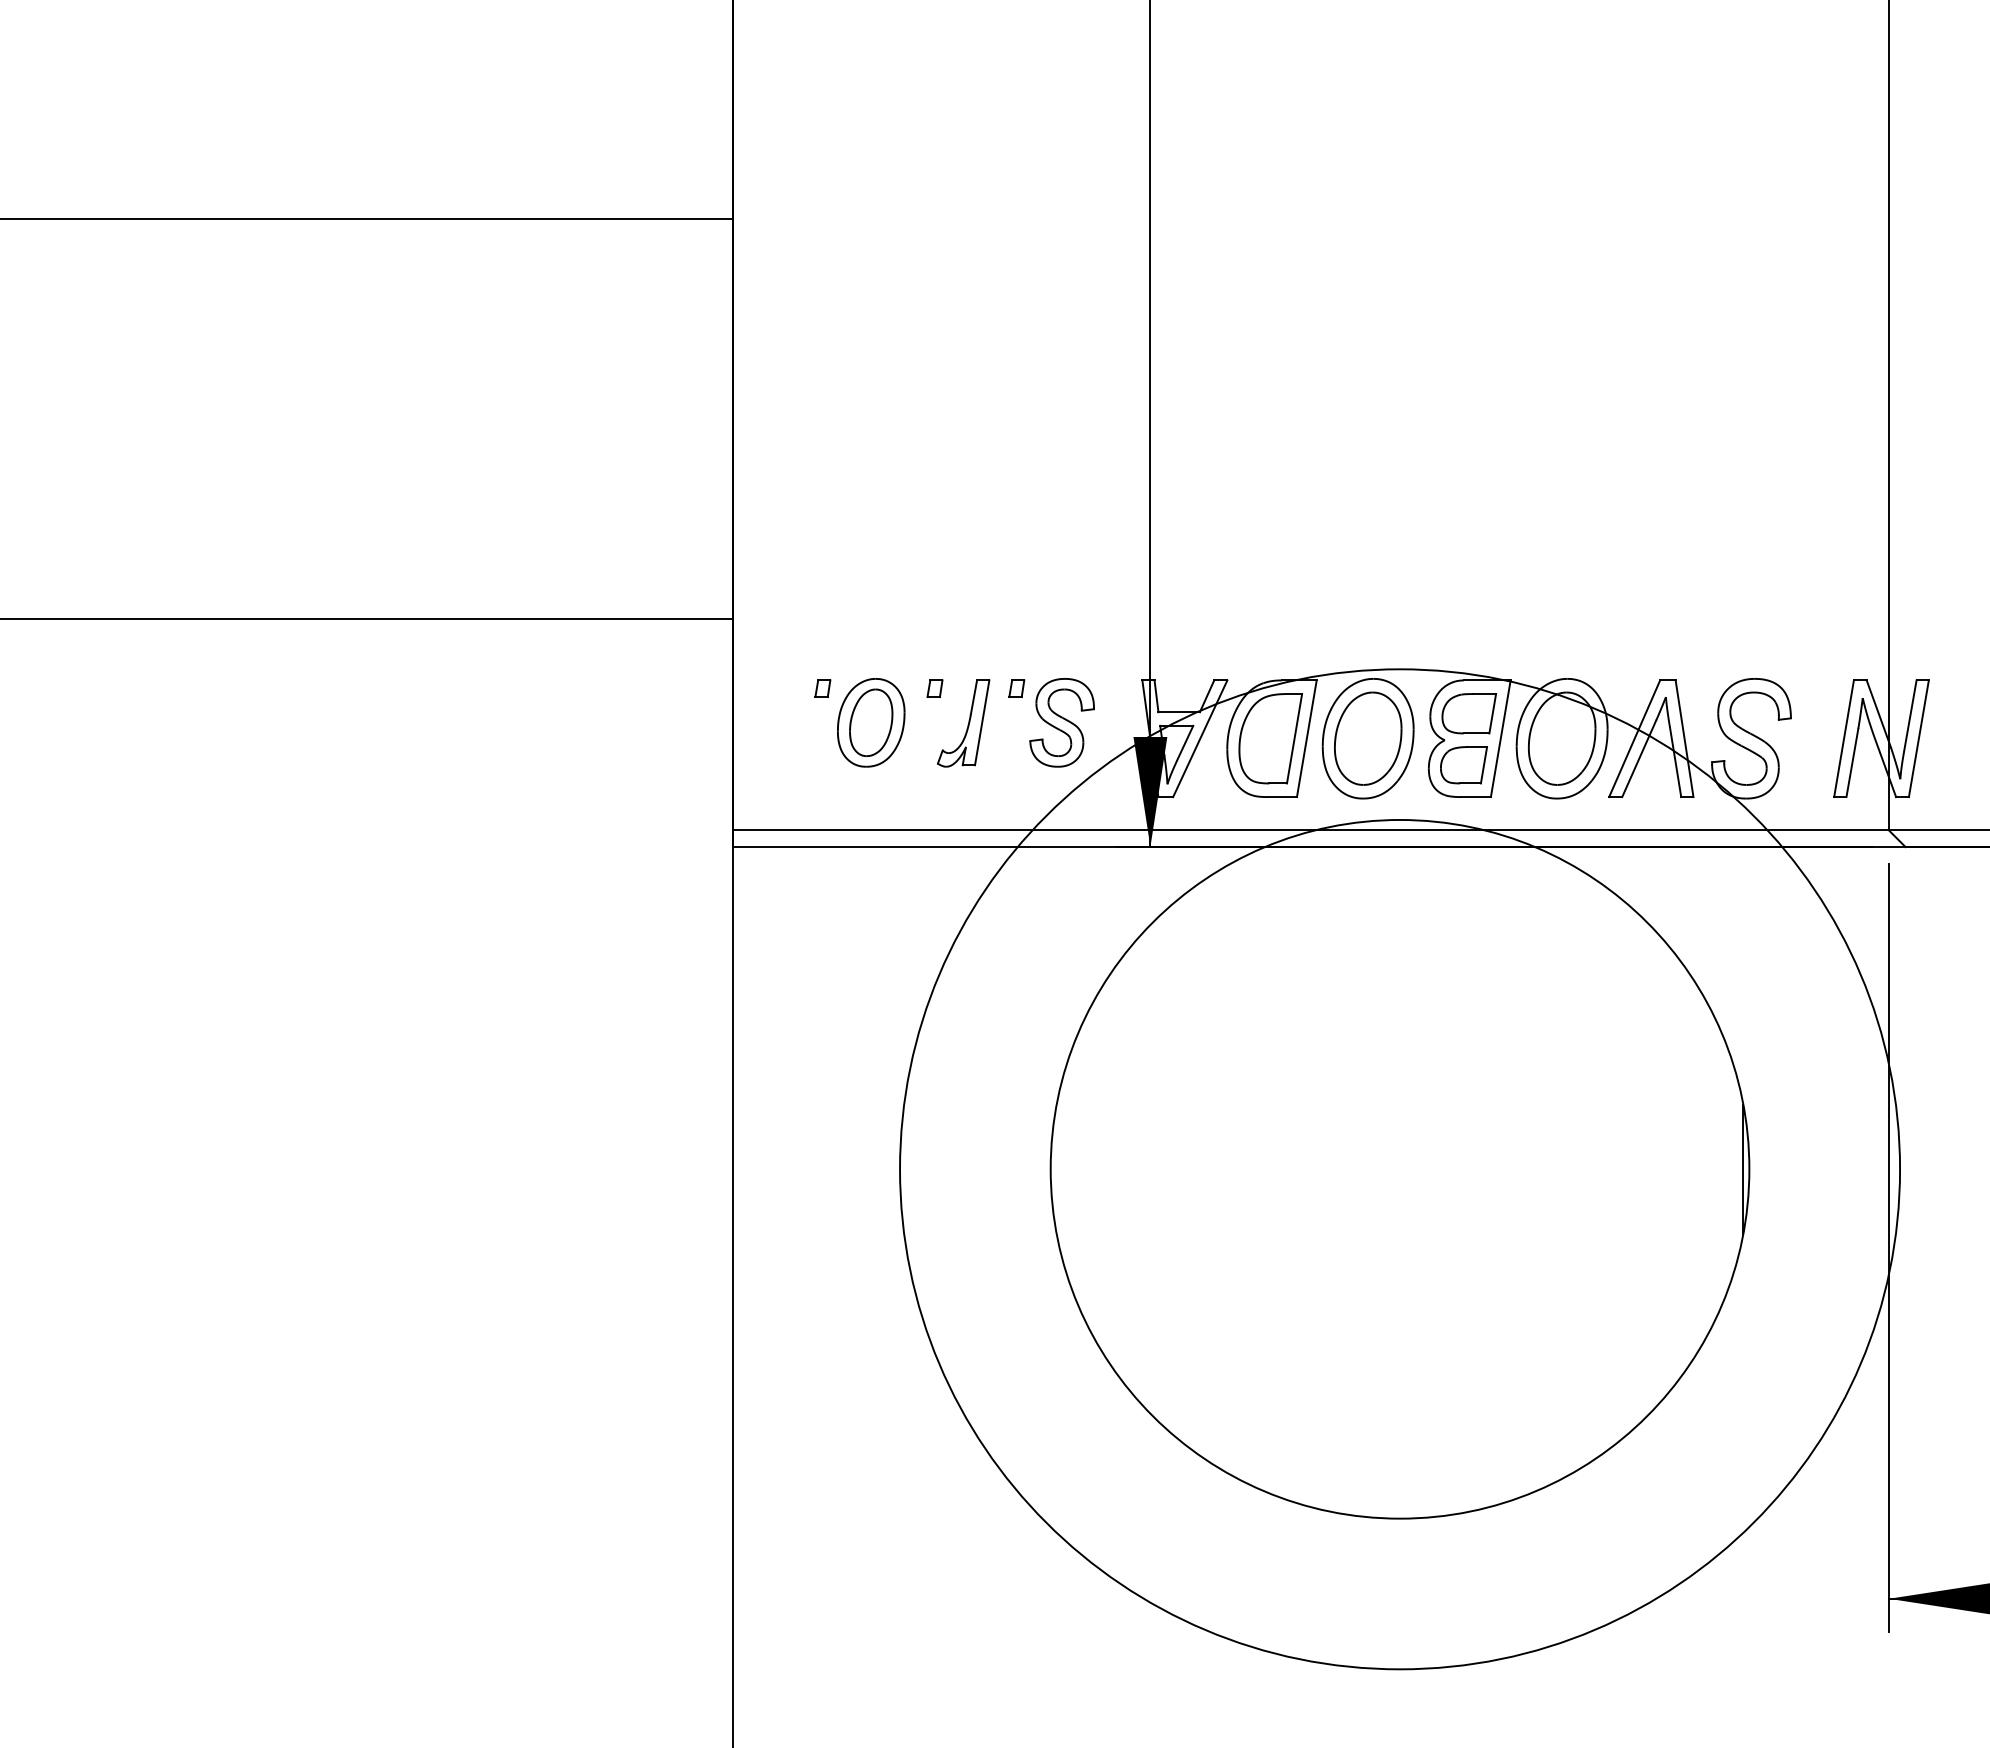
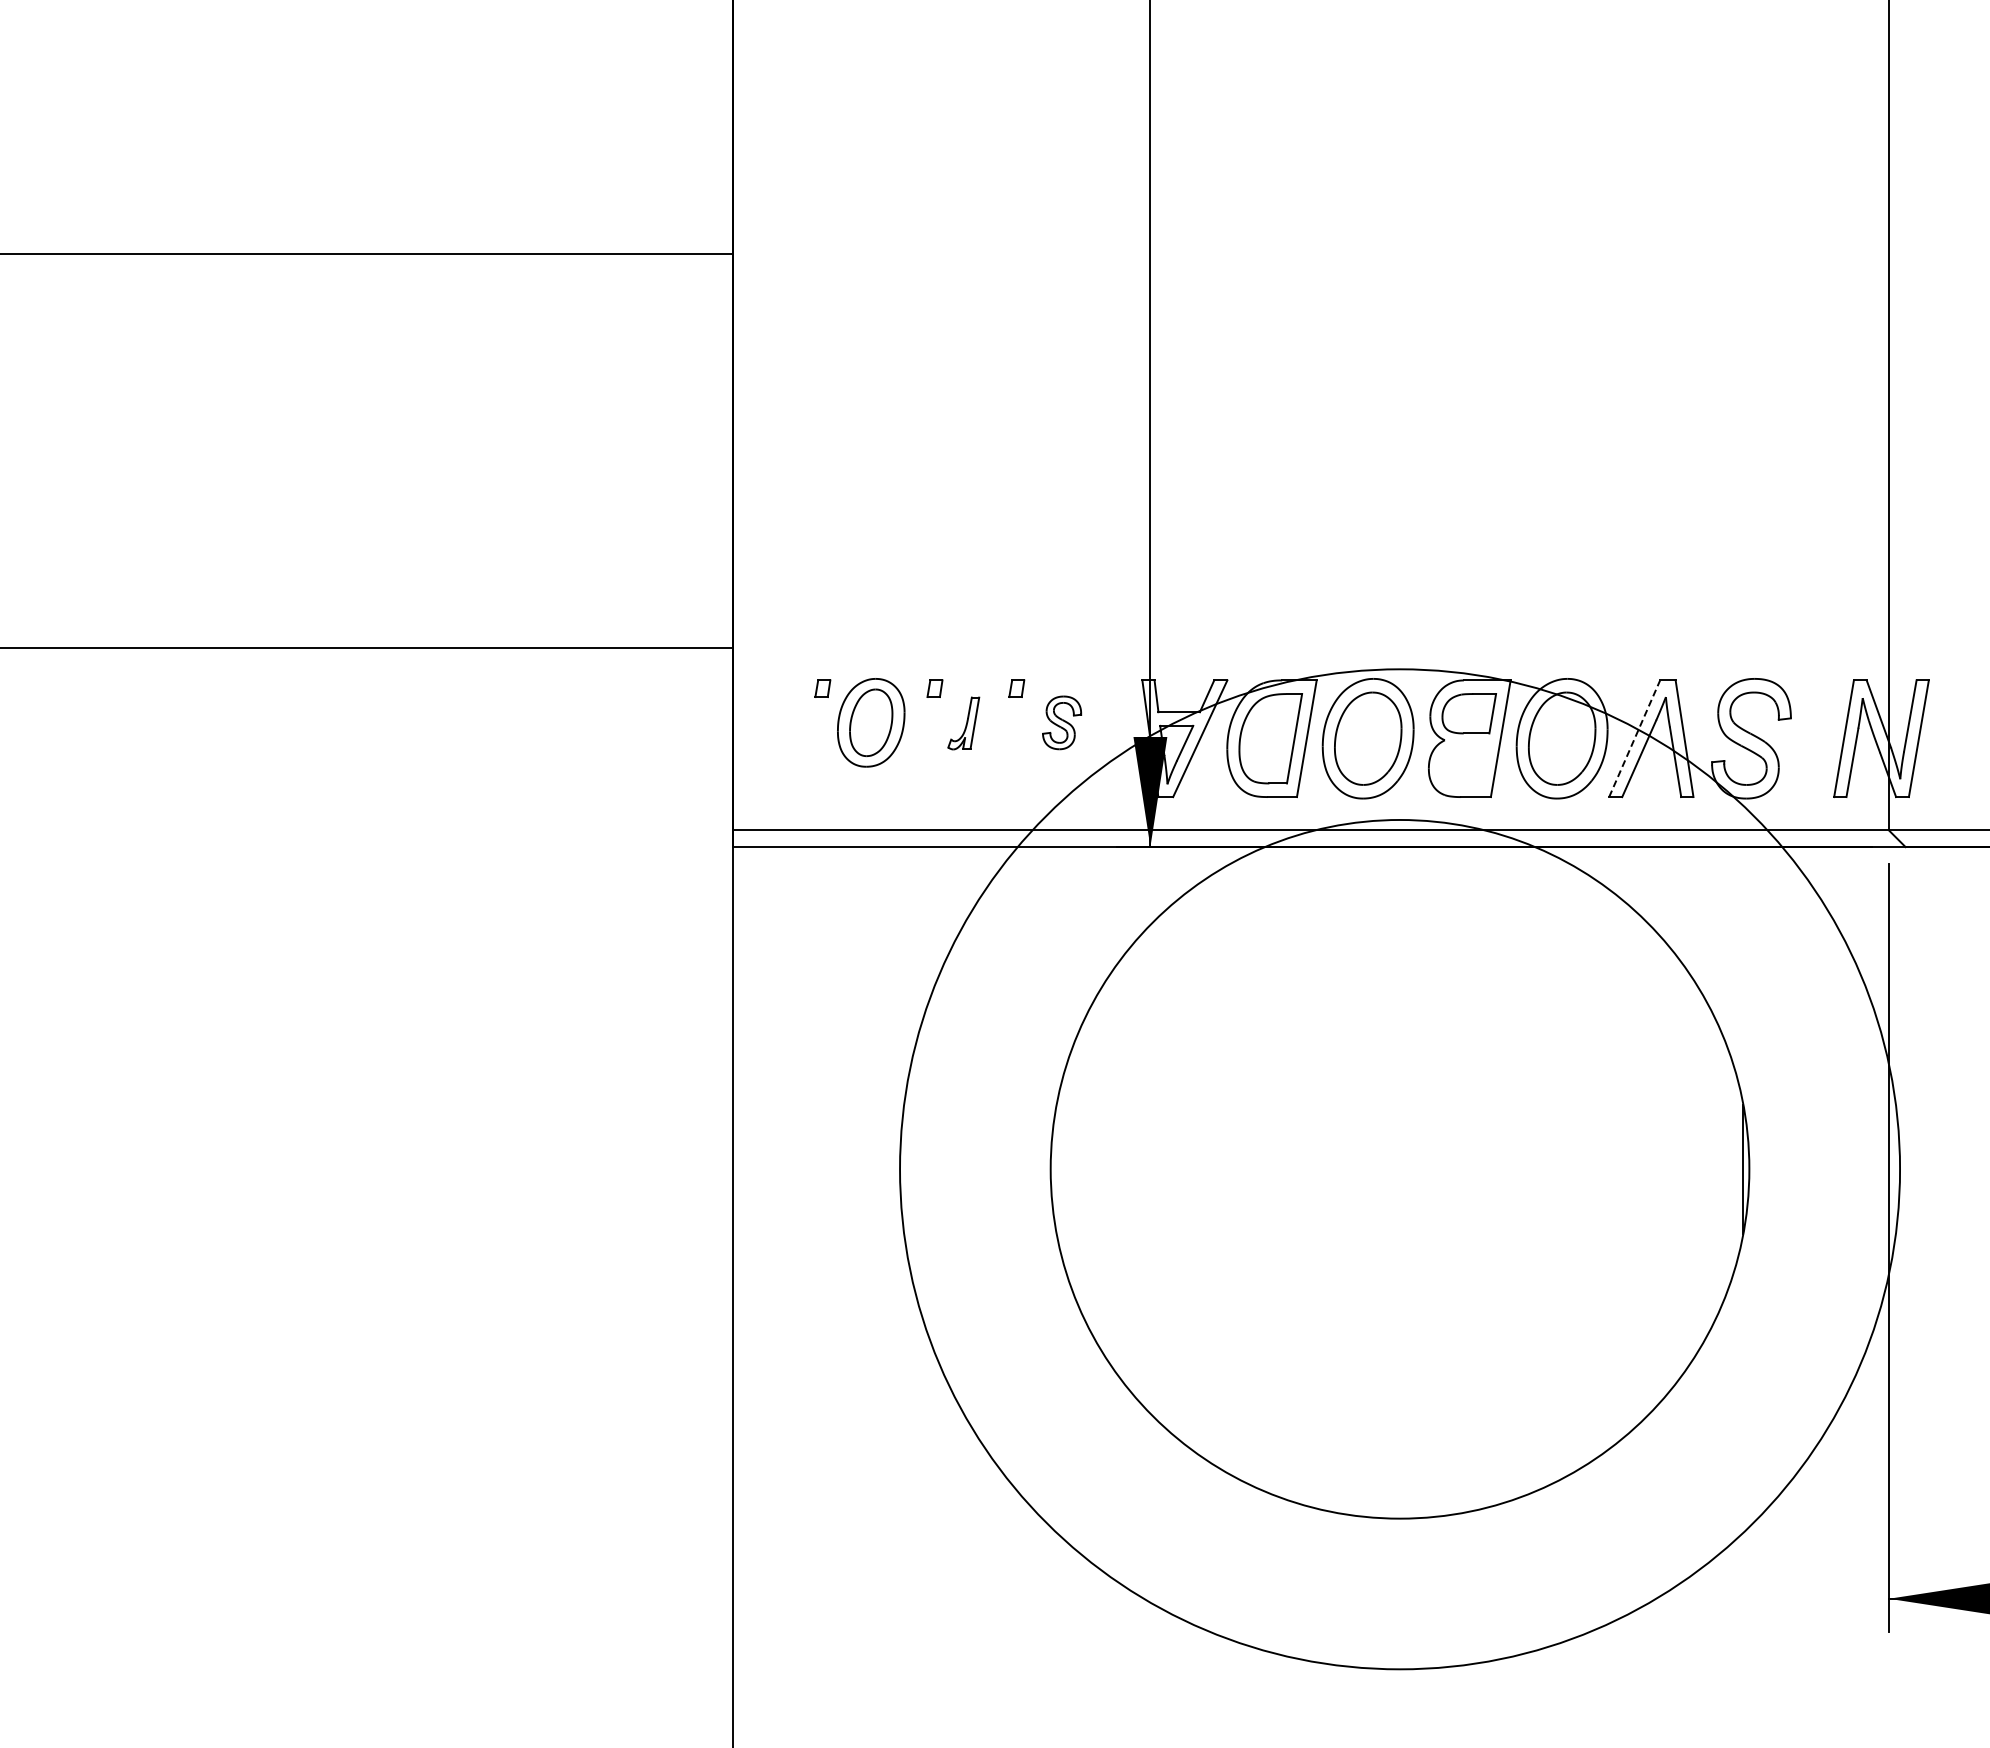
line position: (367, 218) -> (367, 253) (367, 253)
line position: (367, 618) -> (367, 647) (367, 647)
part size: 66x90 px -> 41x56 px (1062, 722)
part size: 54x89 px -> 34x55 px (963, 723)
line: solid -> dashed (1634, 738)
part: present -> none (1463, 765)
